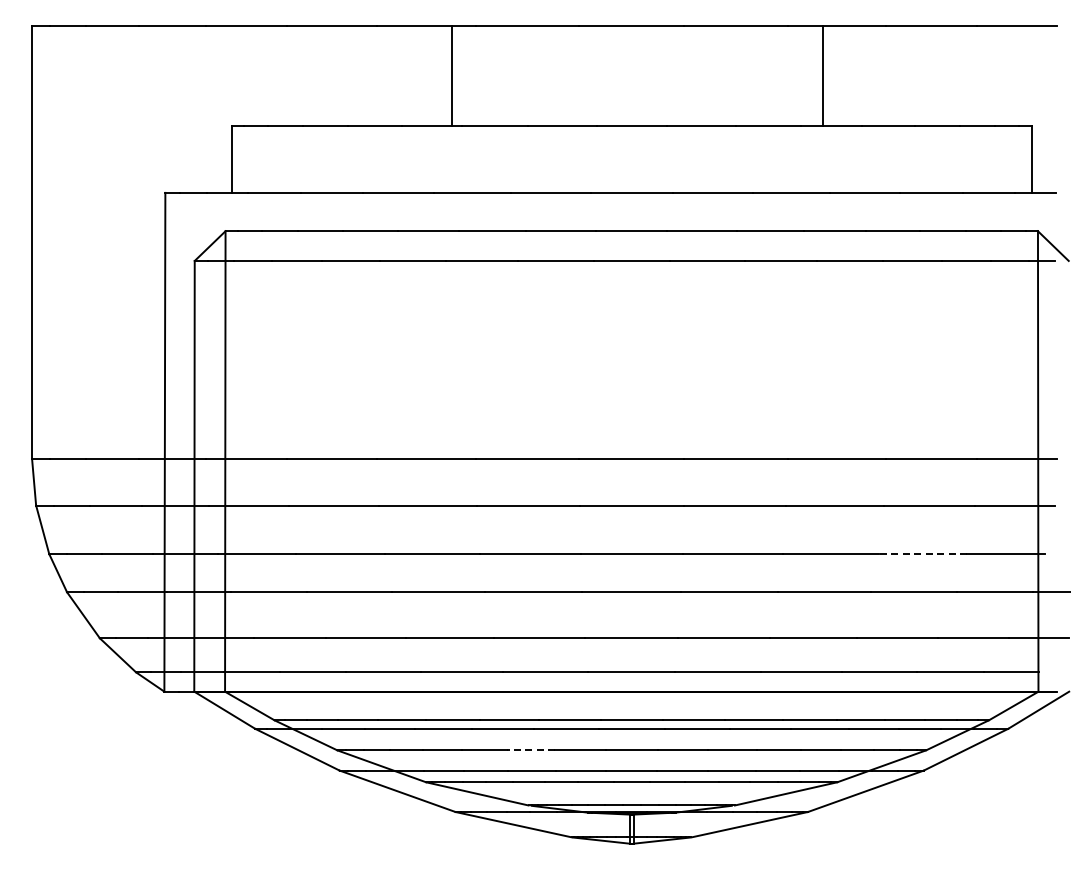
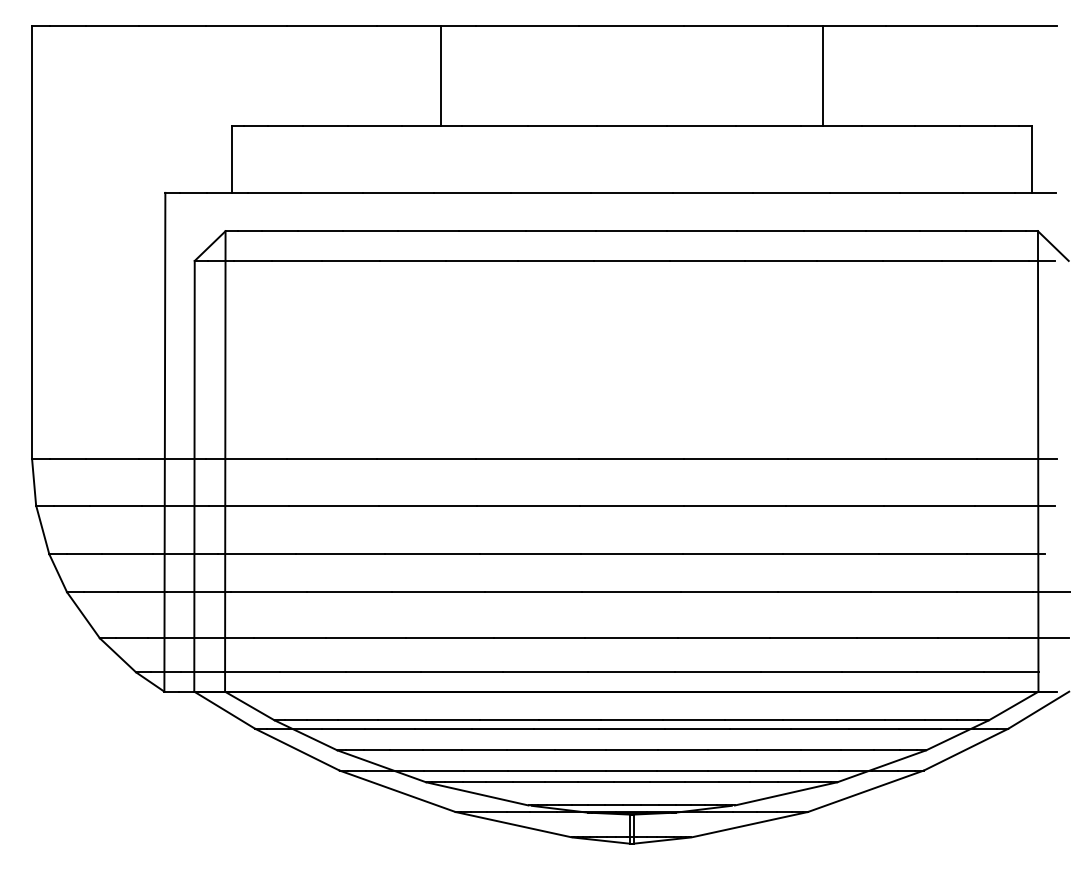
line position: (451, 76) -> (440, 76) (440, 76)
line: dashed -> solid (922, 554)
line: dashed -> solid (530, 750)
